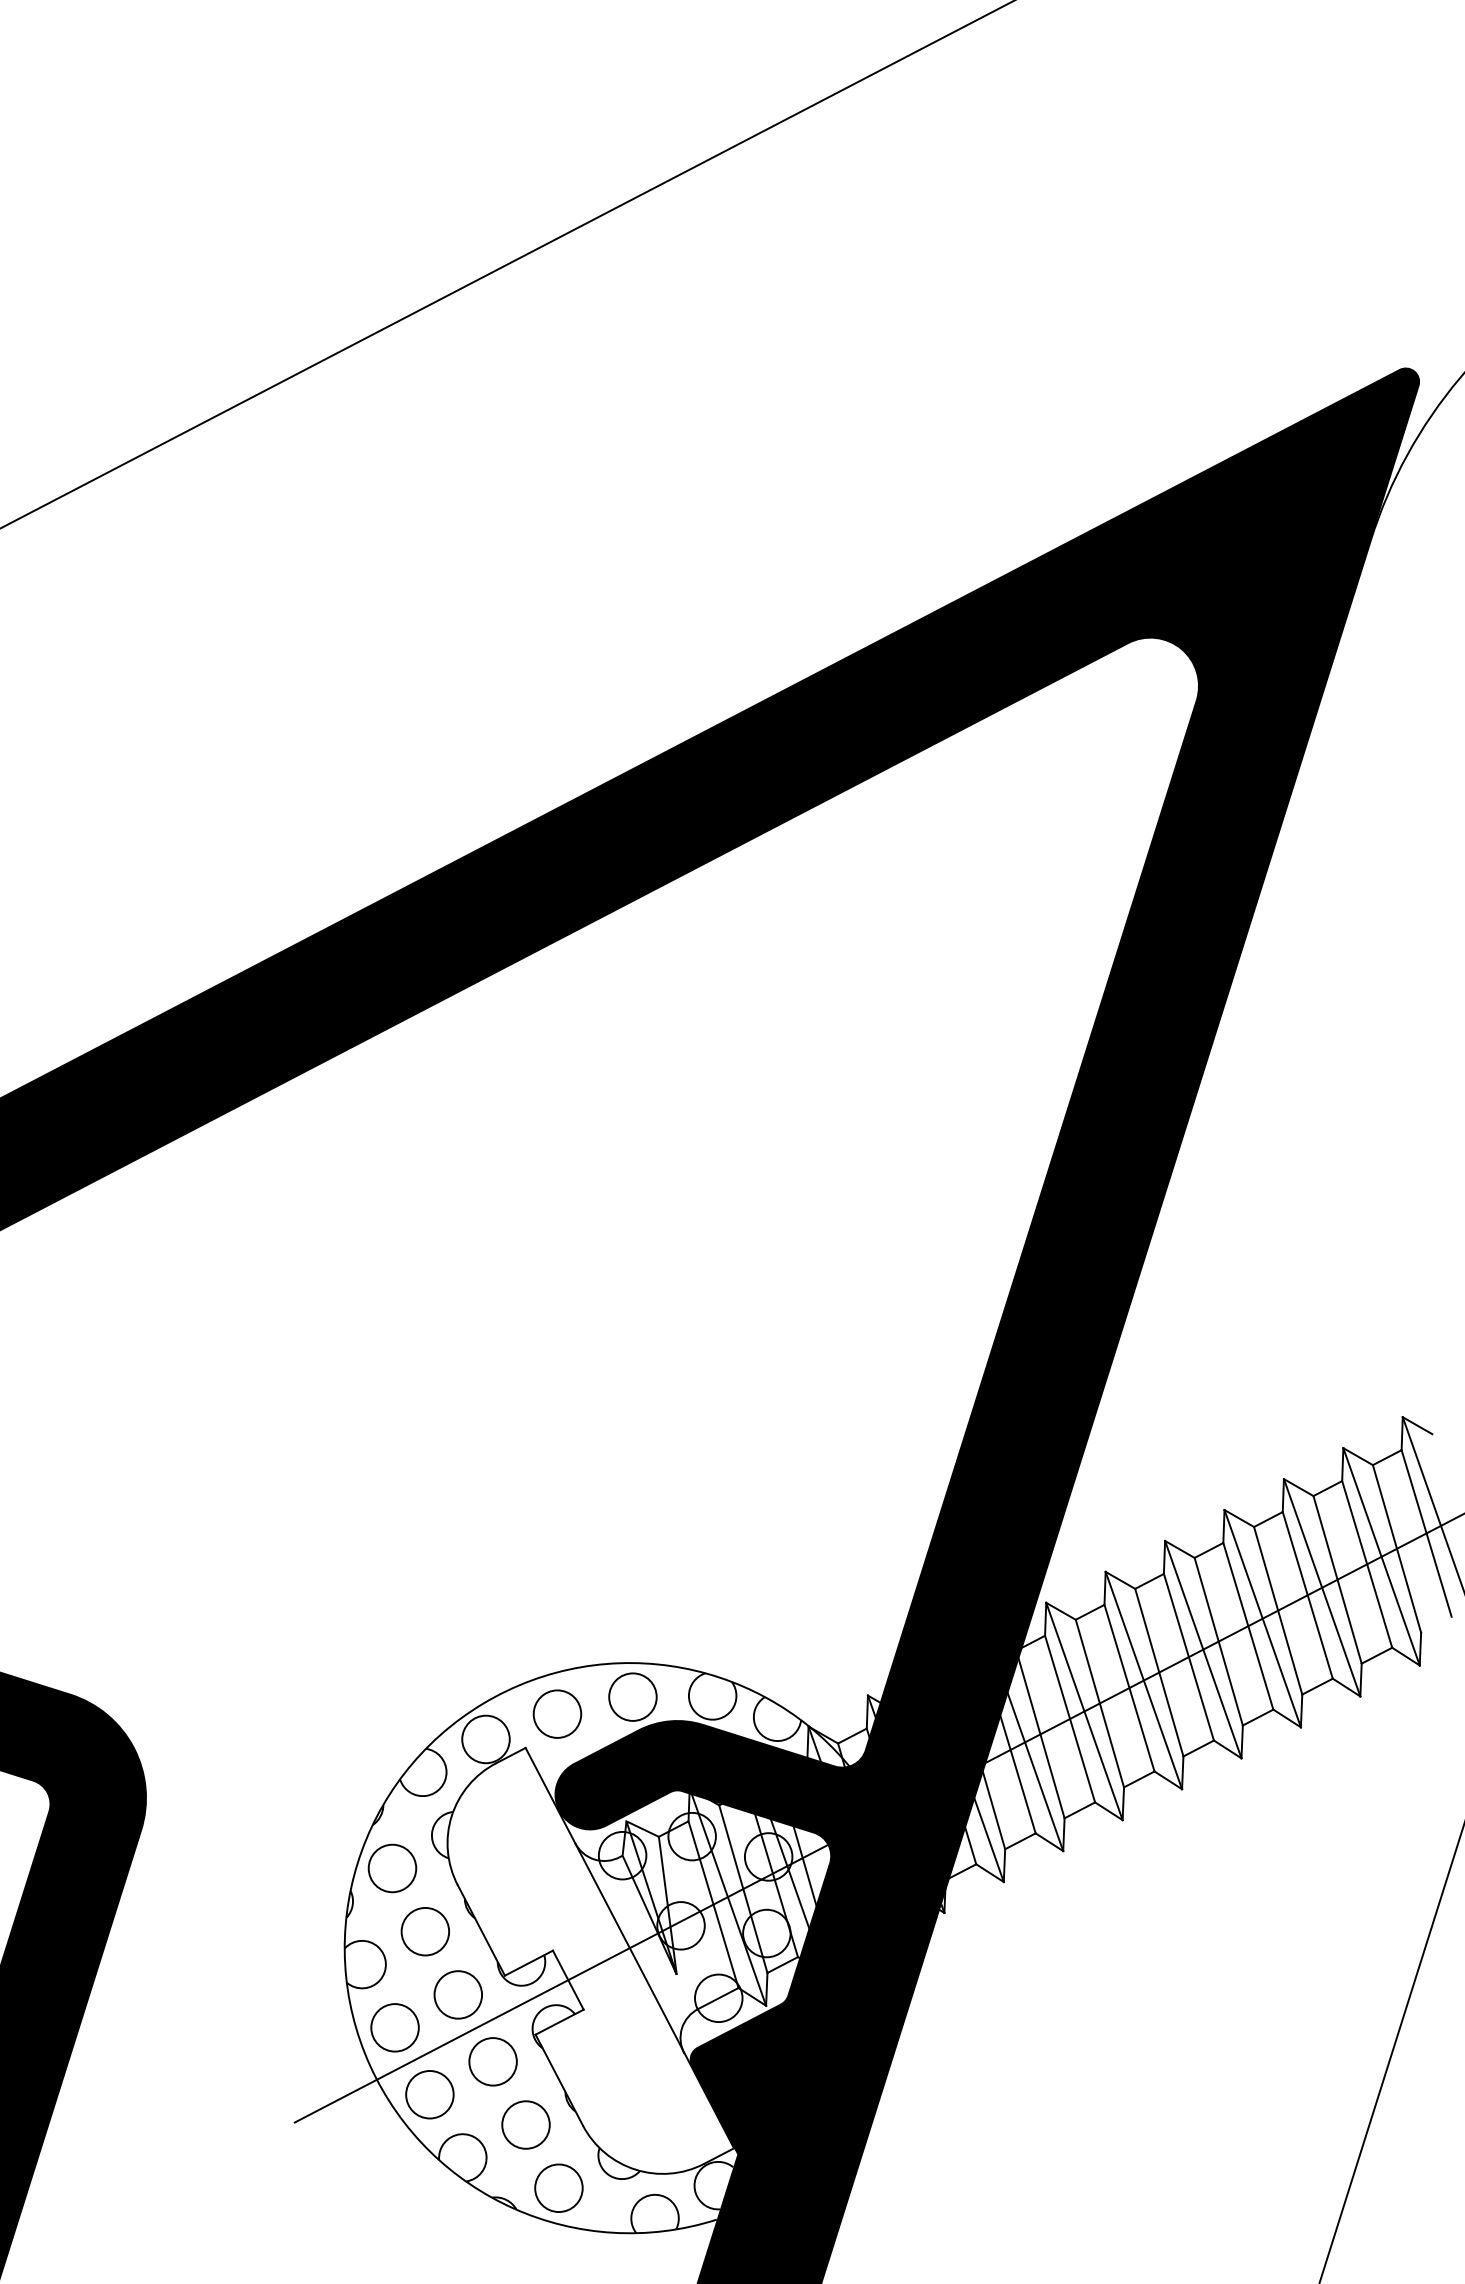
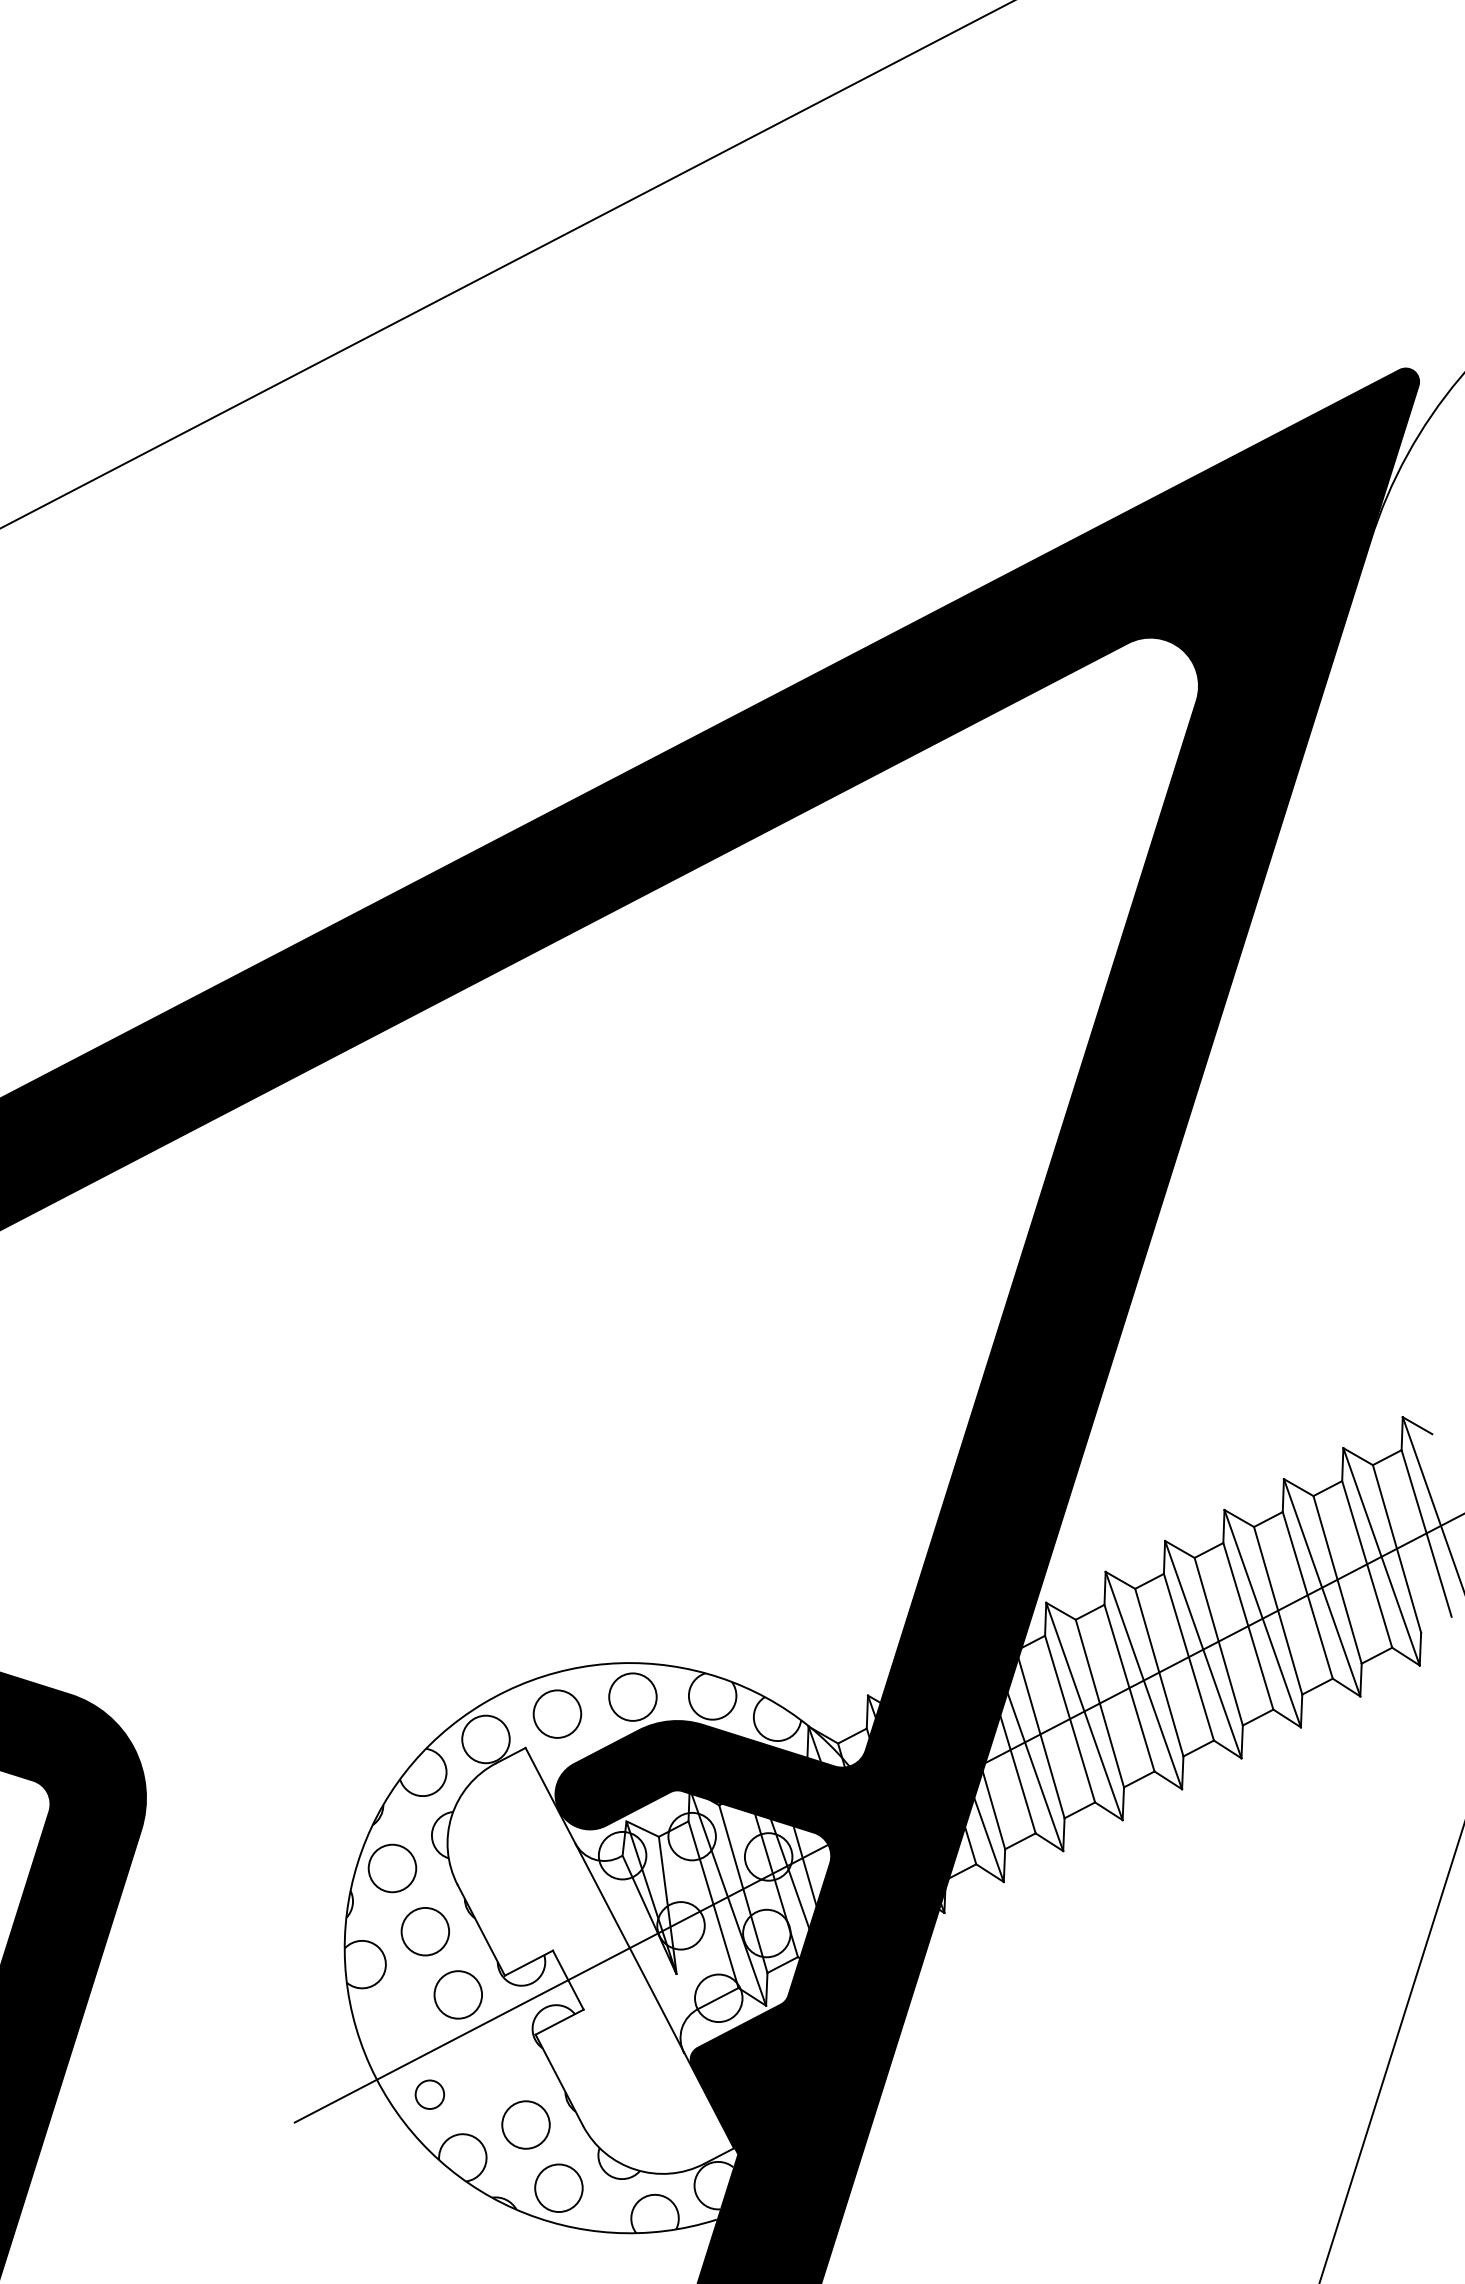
circle: present -> none (394, 2027)
circle: present -> none (492, 2061)
circle diameter: 48 px -> 29 px (429, 2094)
